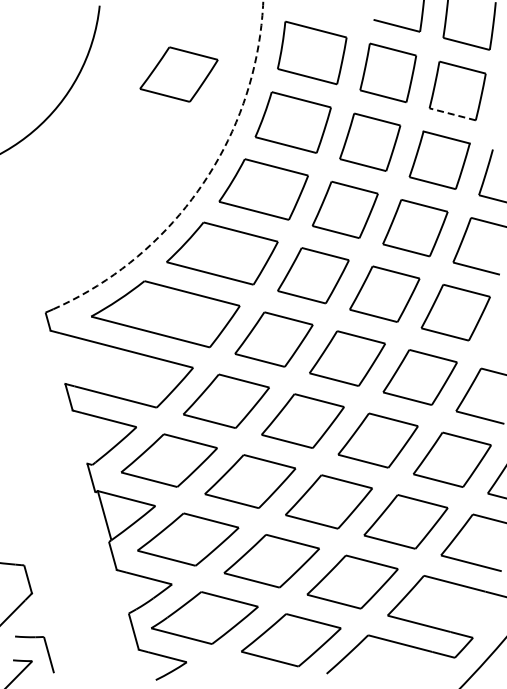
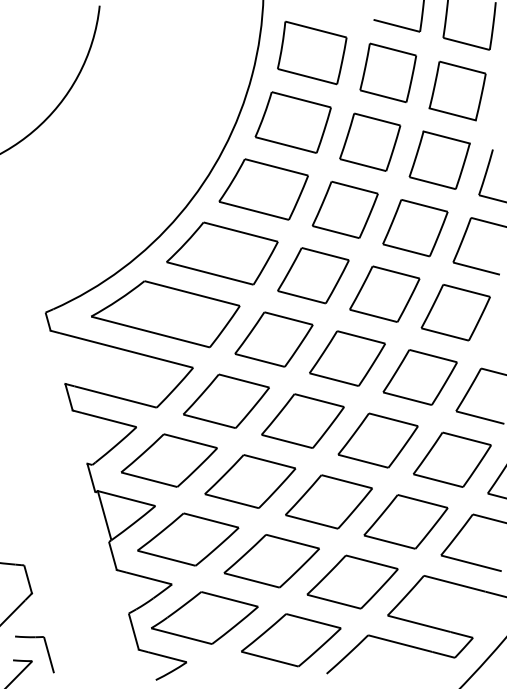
part: present -> none (178, 74)
line: dashed -> solid (452, 114)
arc: dashed -> solid (203, 183)
